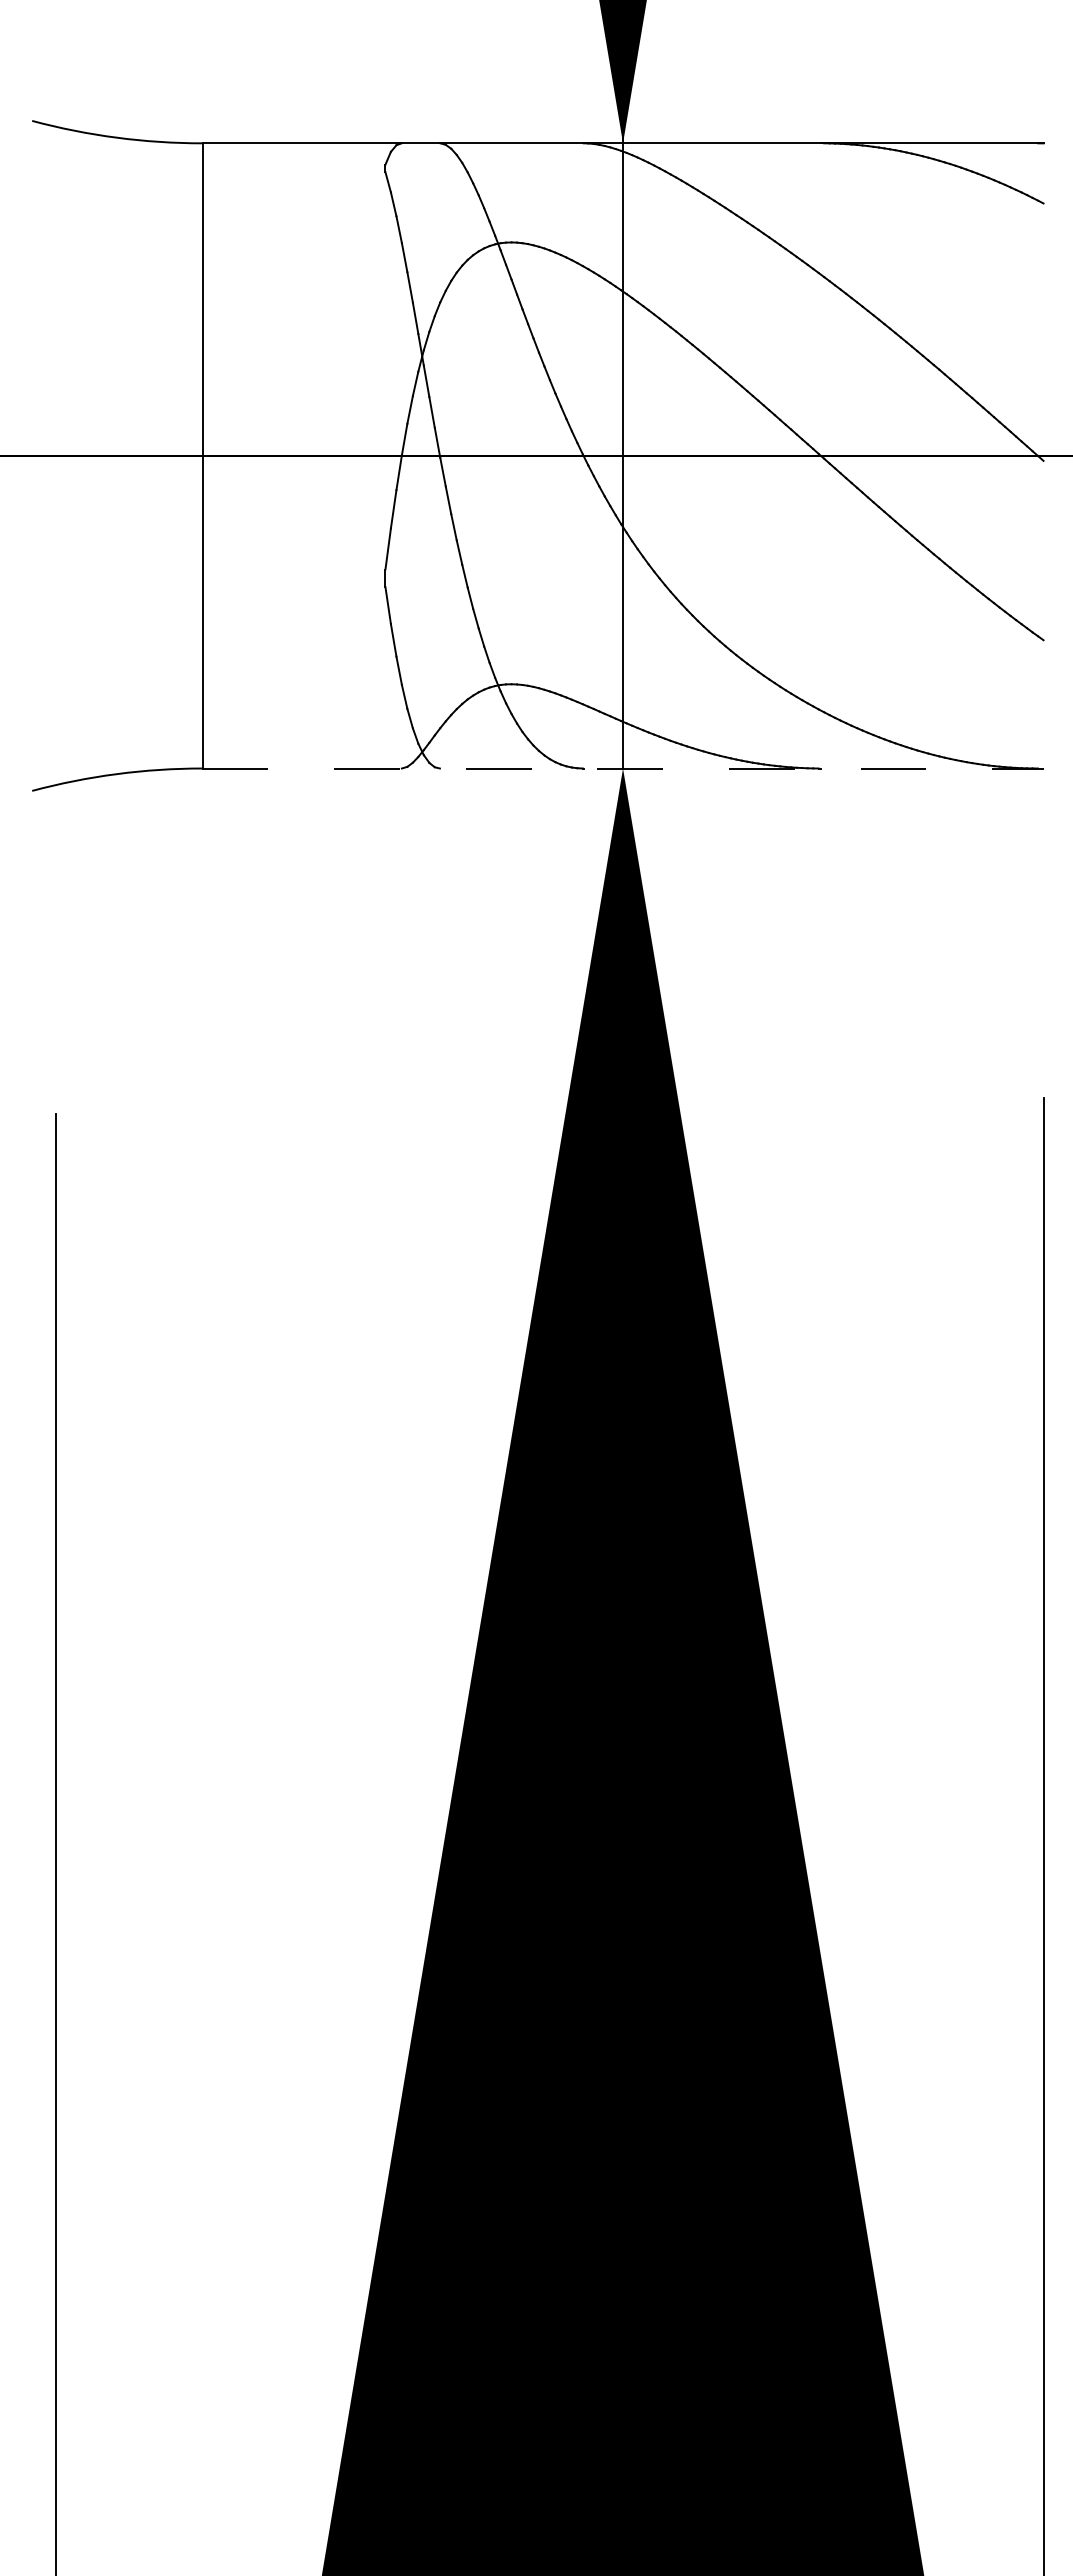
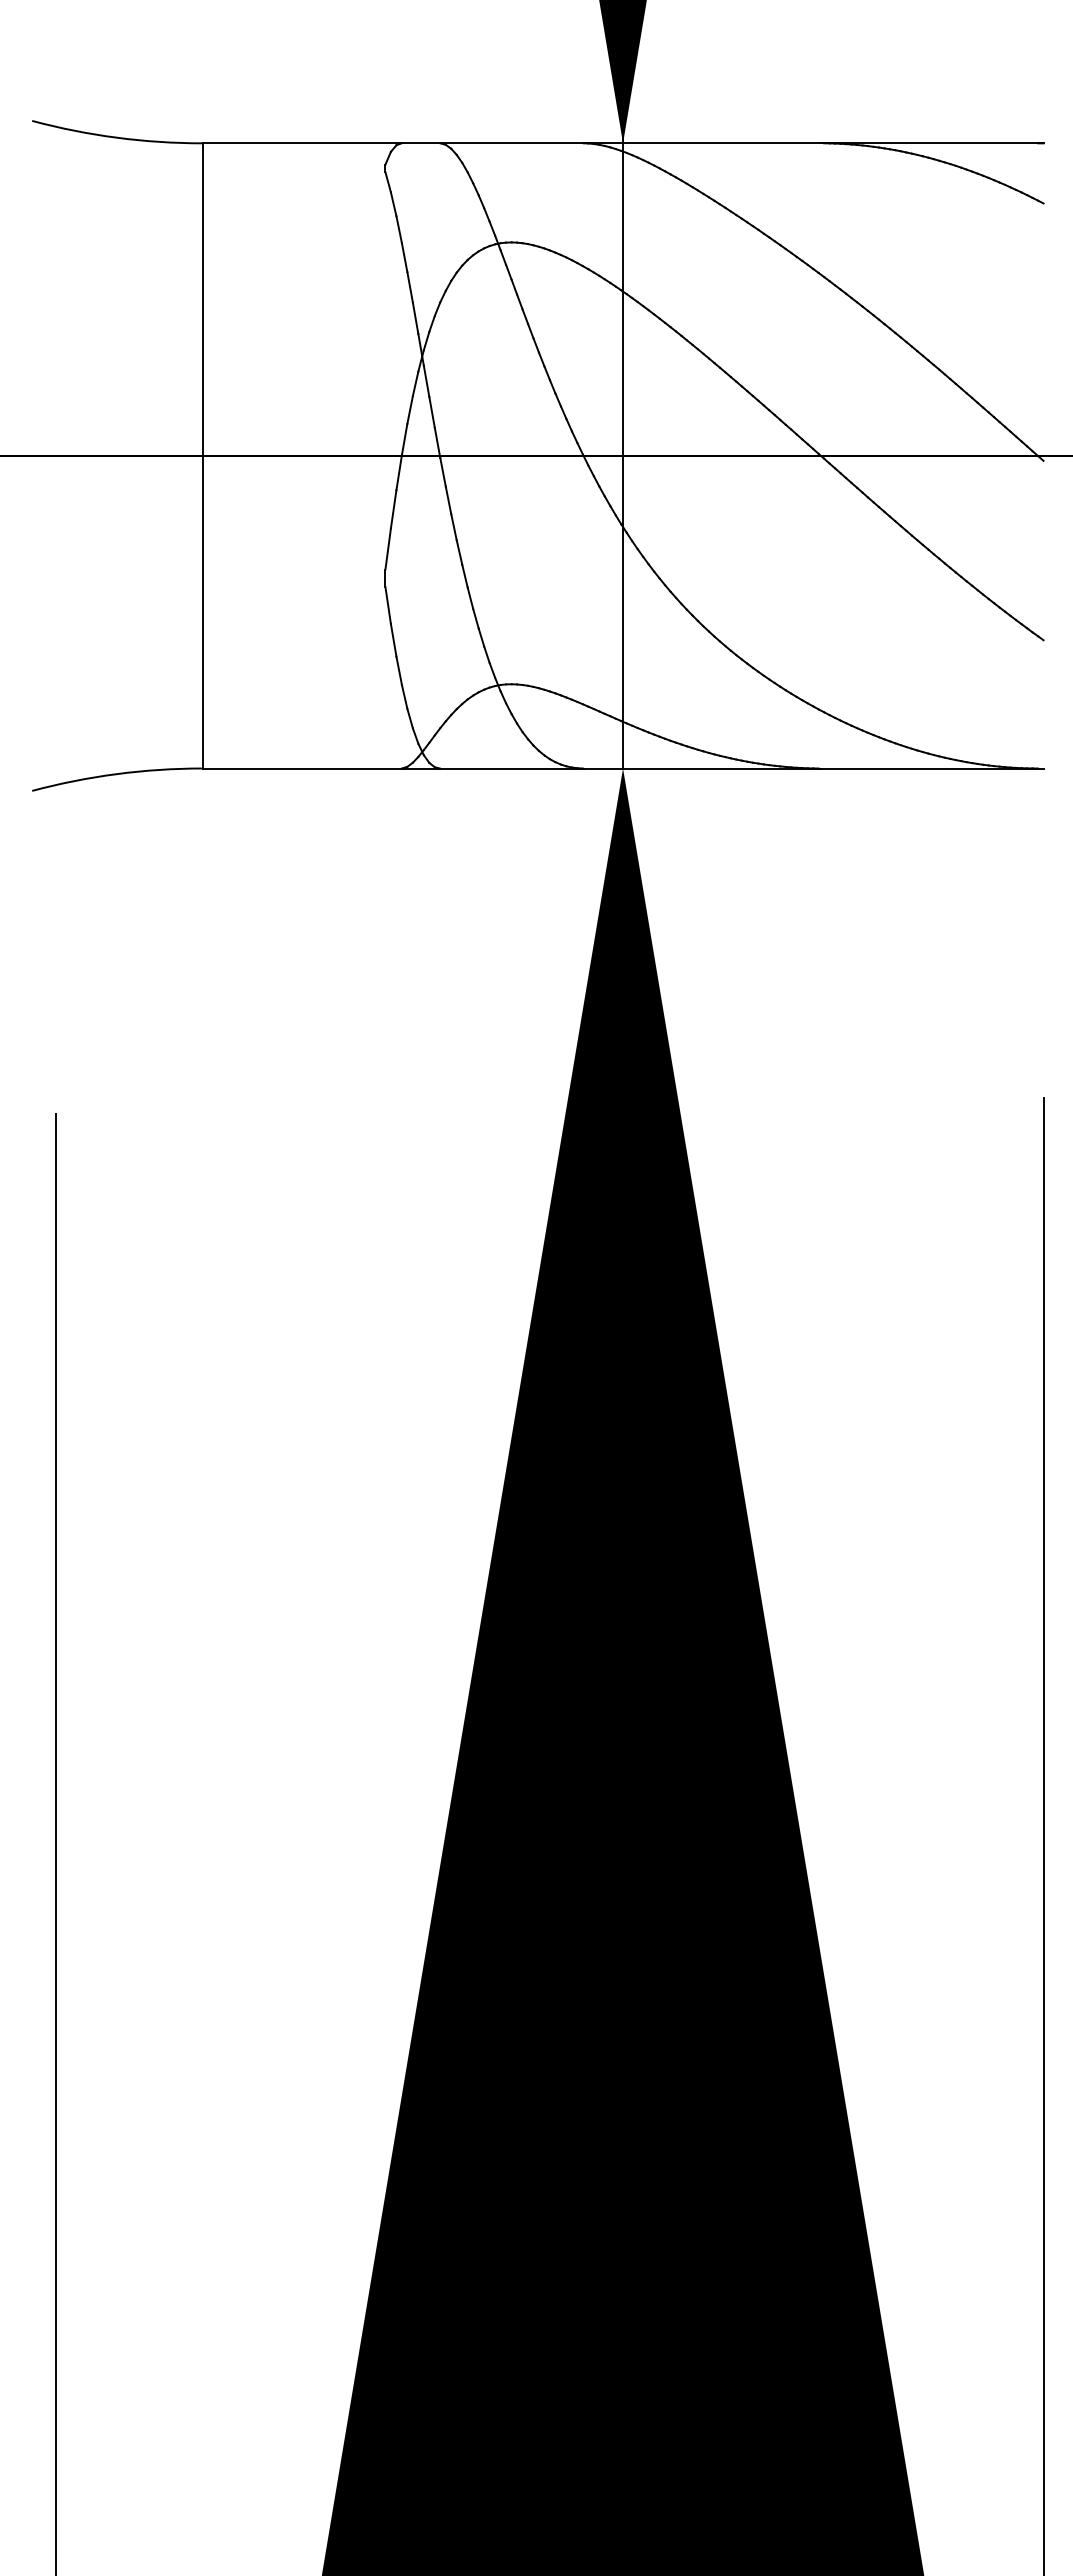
line: dashed -> solid (623, 768)
